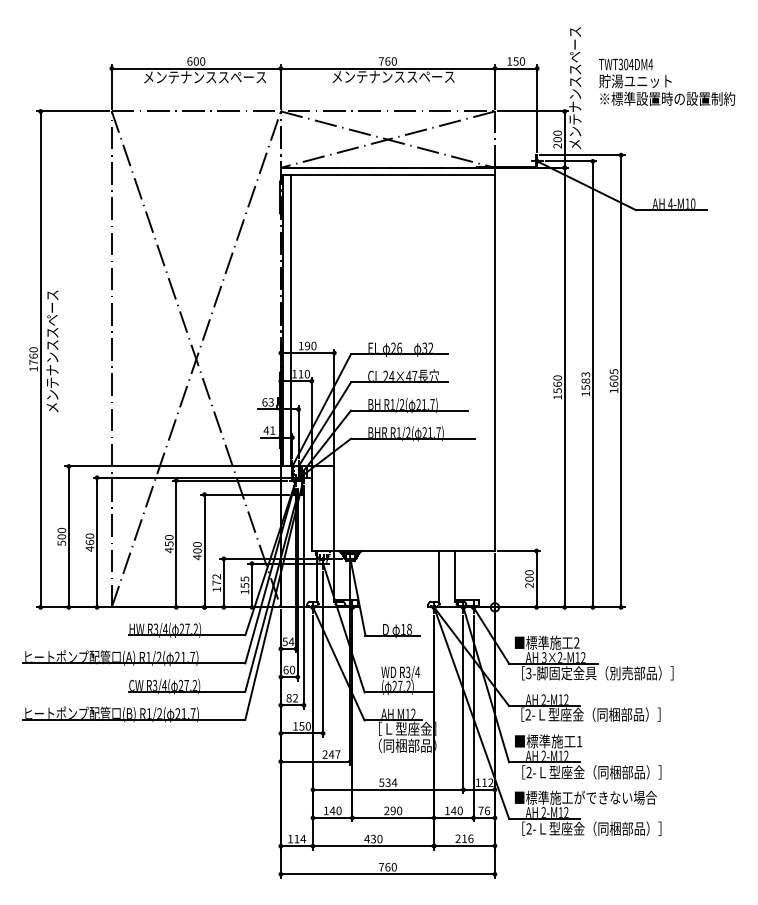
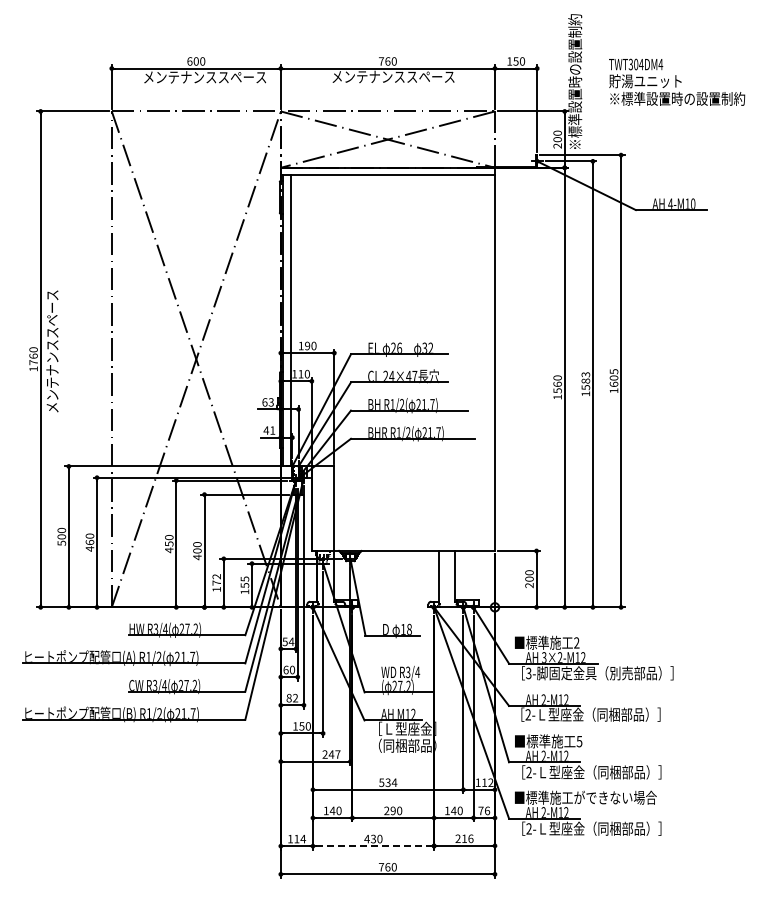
text: メンテナンススペース -> ※標準設置時の設置制約 (575, 81)
text position: (667, 81) -> (677, 81) (677, 81)
text: 1 -> 5 (579, 741)
line: solid -> dashed (373, 846)
